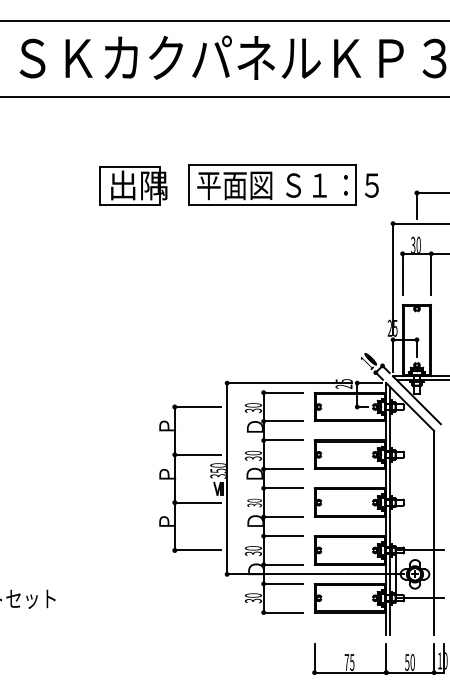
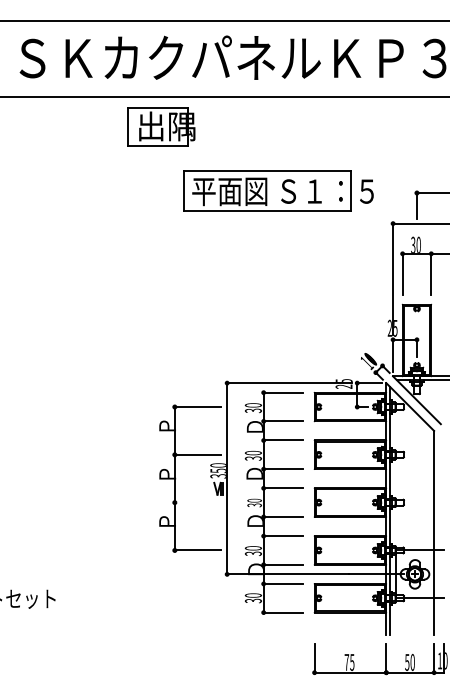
part position: (283, 184) -> (278, 190) (278, 190)
part position: (133, 185) -> (161, 126) (161, 126)
line: present -> none (197, 502)
